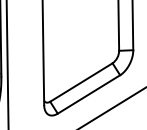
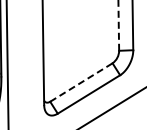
line: solid -> dashed (118, 25)
line: solid -> dashed (81, 82)
